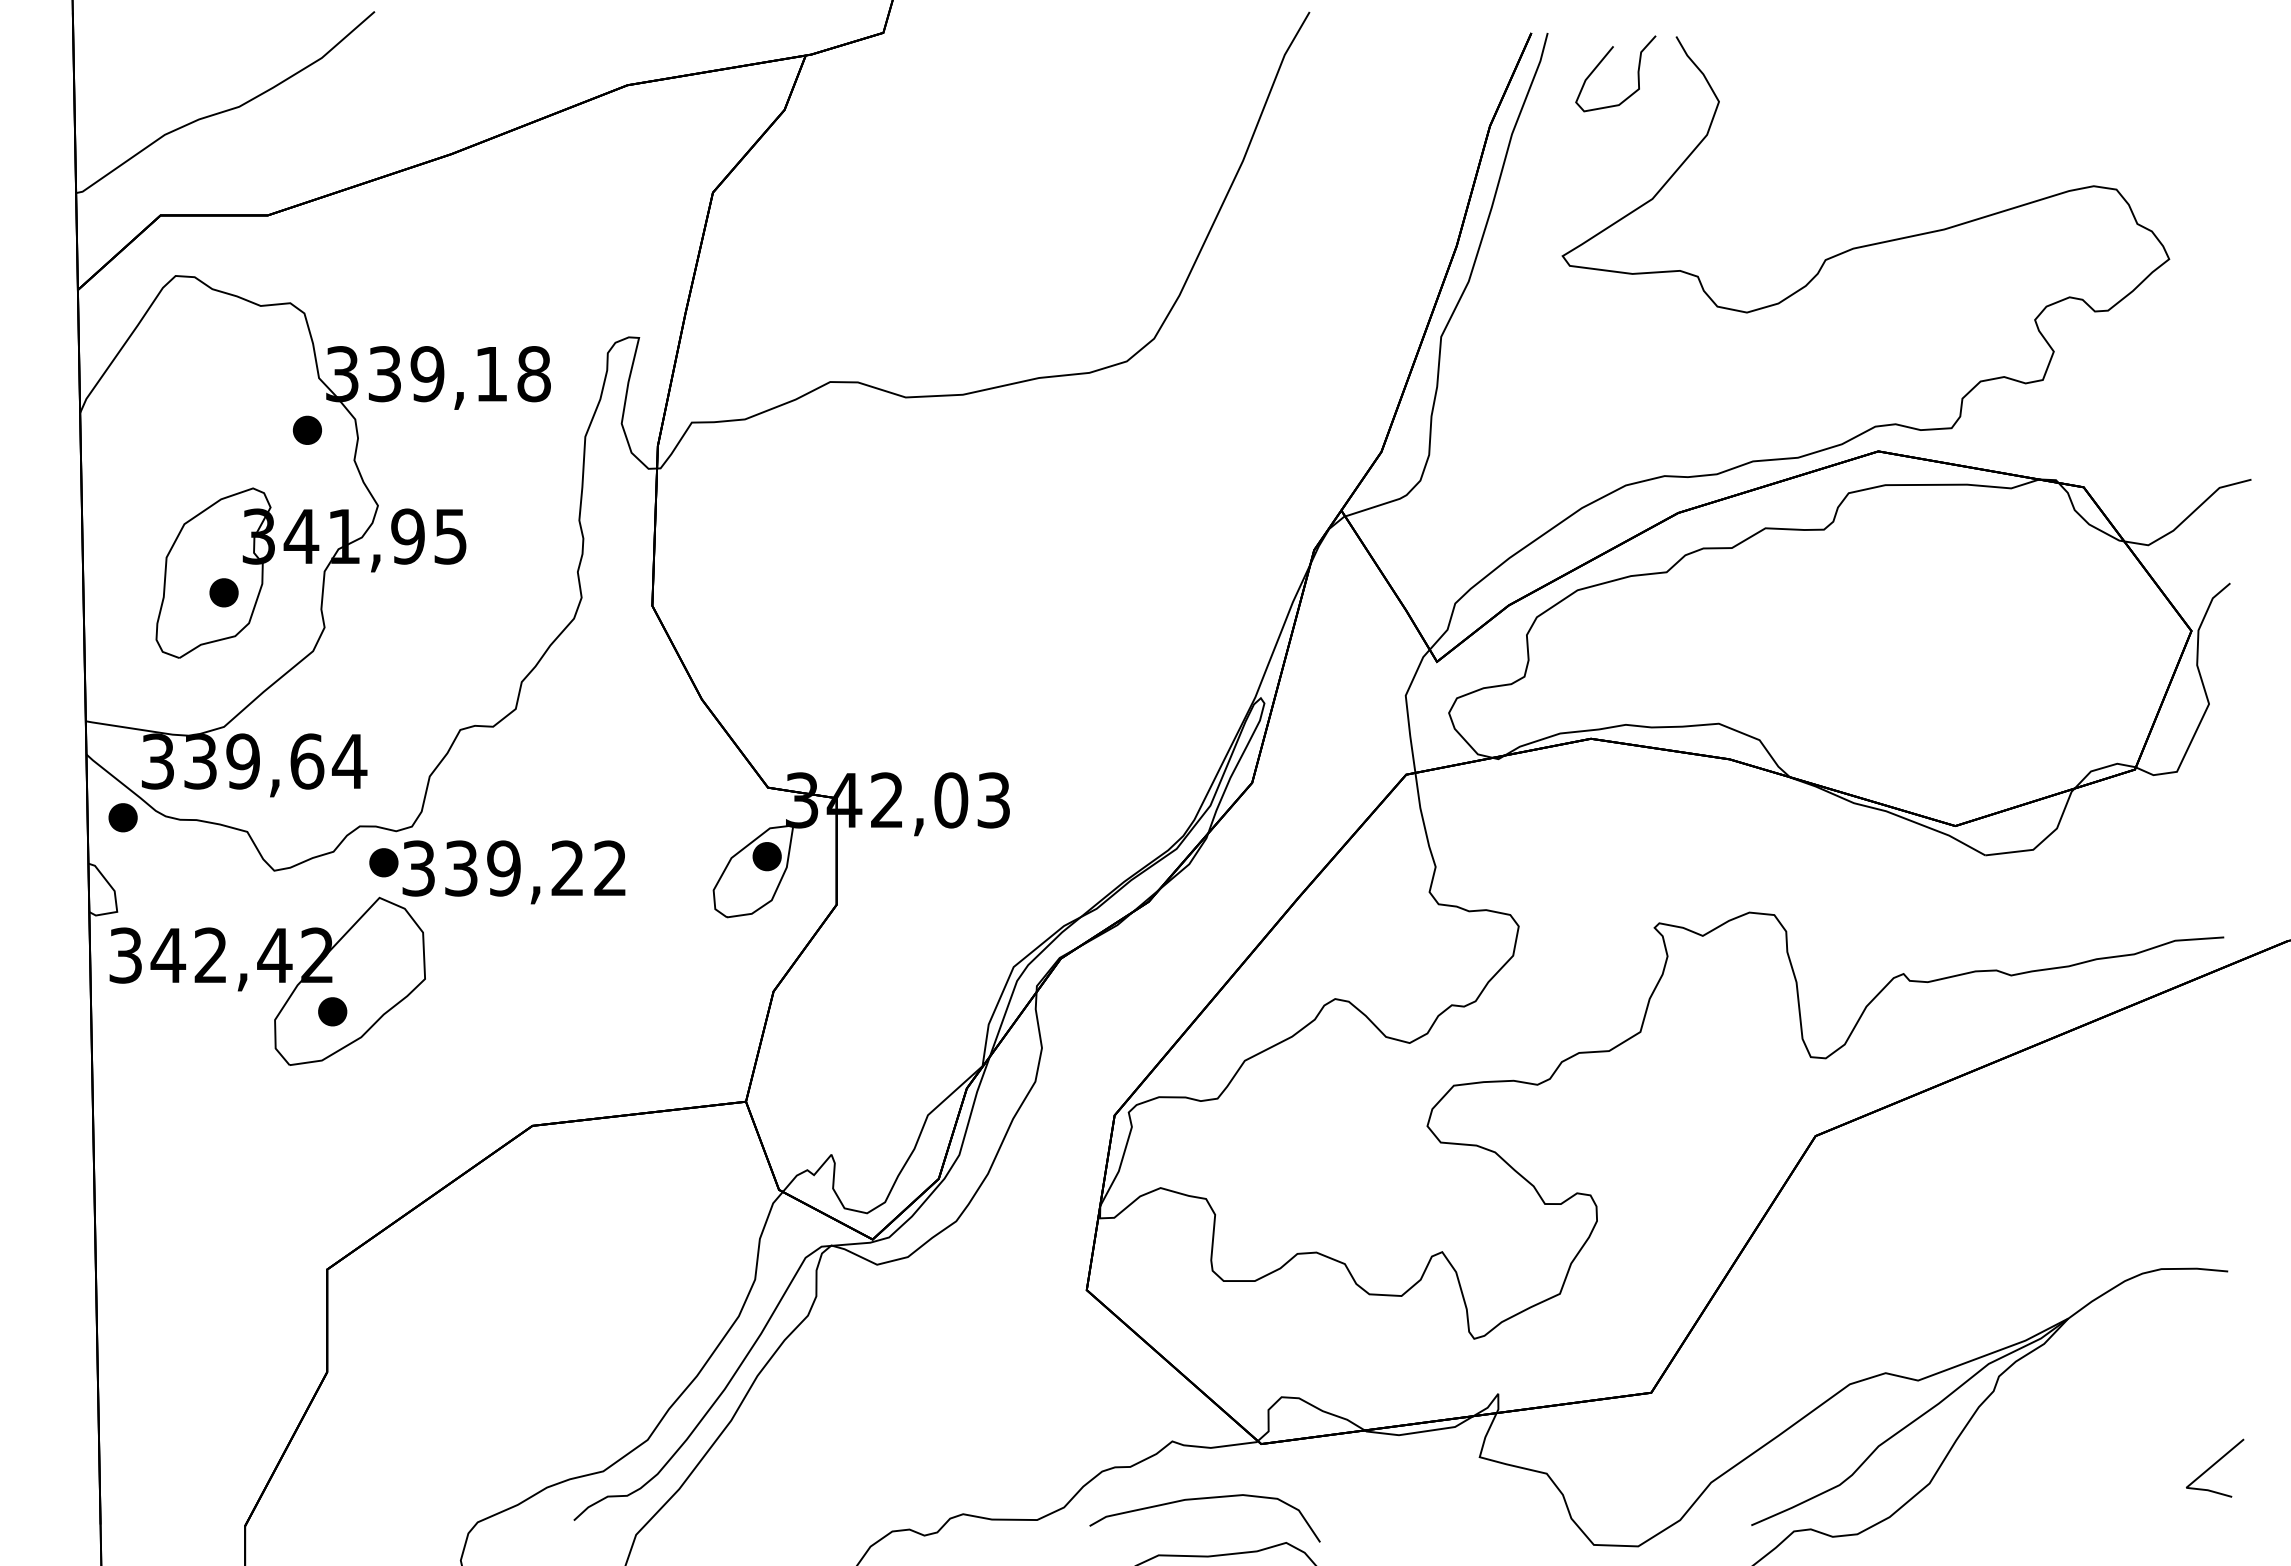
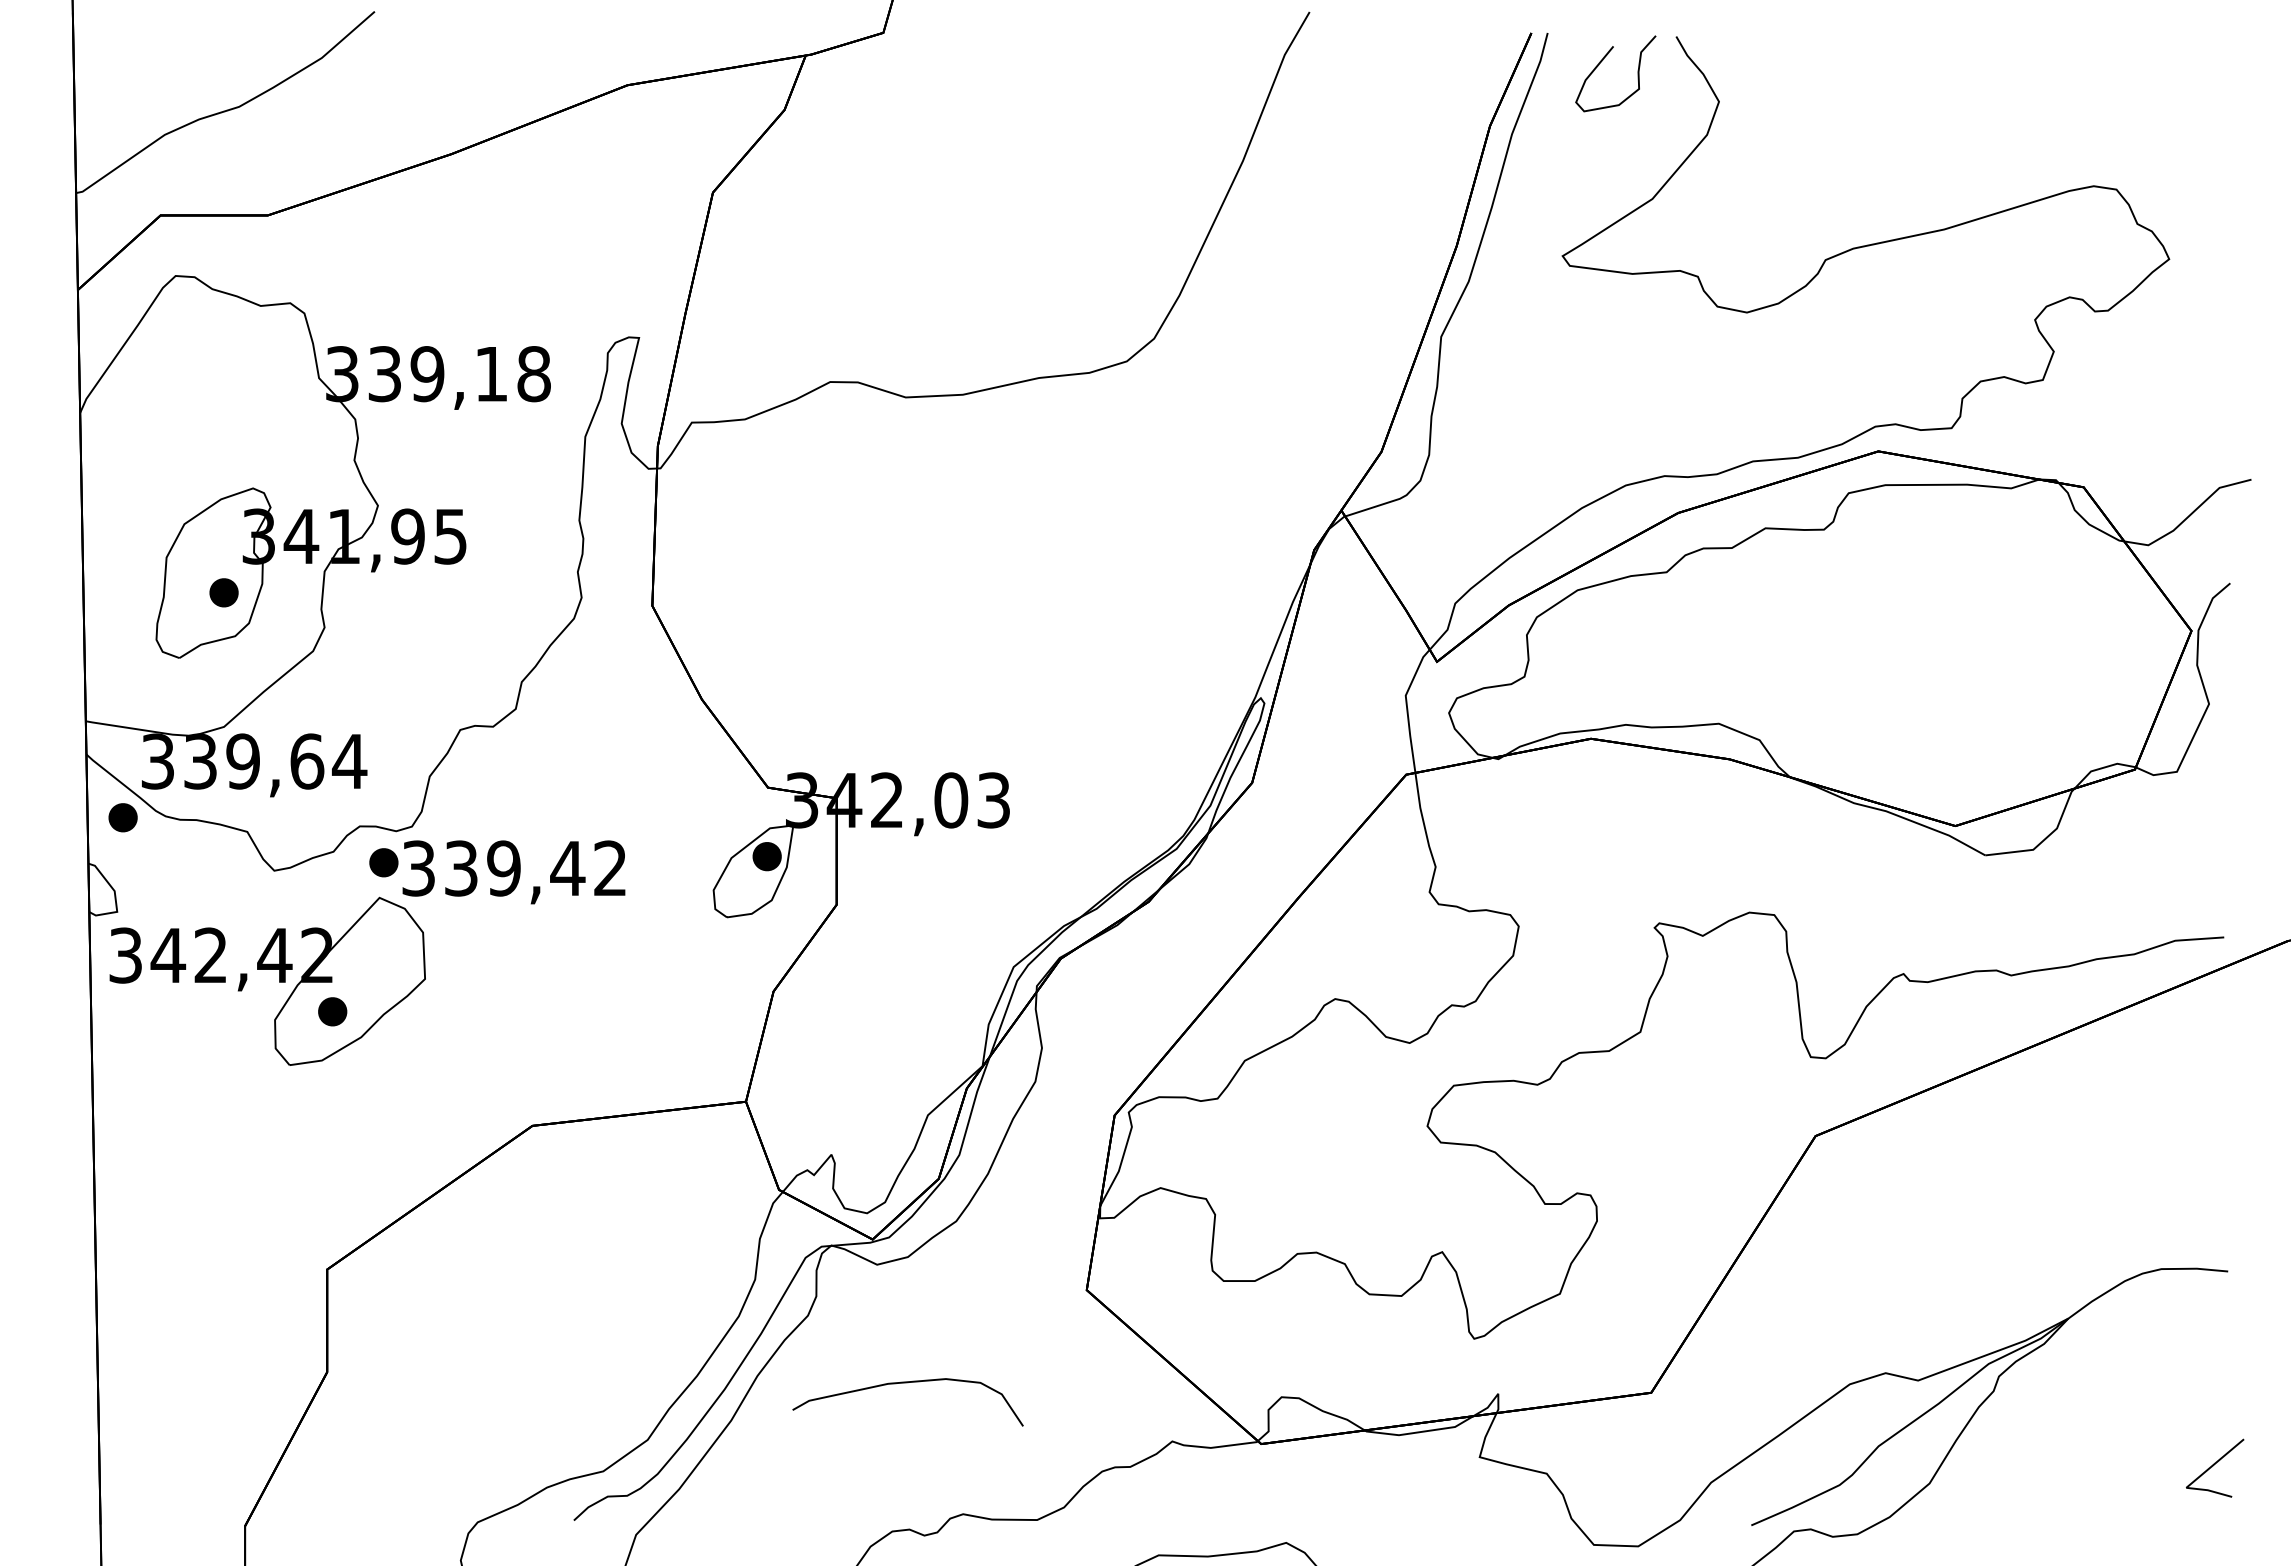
part: present -> none (307, 429)
text: 339,22 -> 339,42 (567, 867)
curve position: (1204, 1499) -> (907, 1383) (907, 1383)
